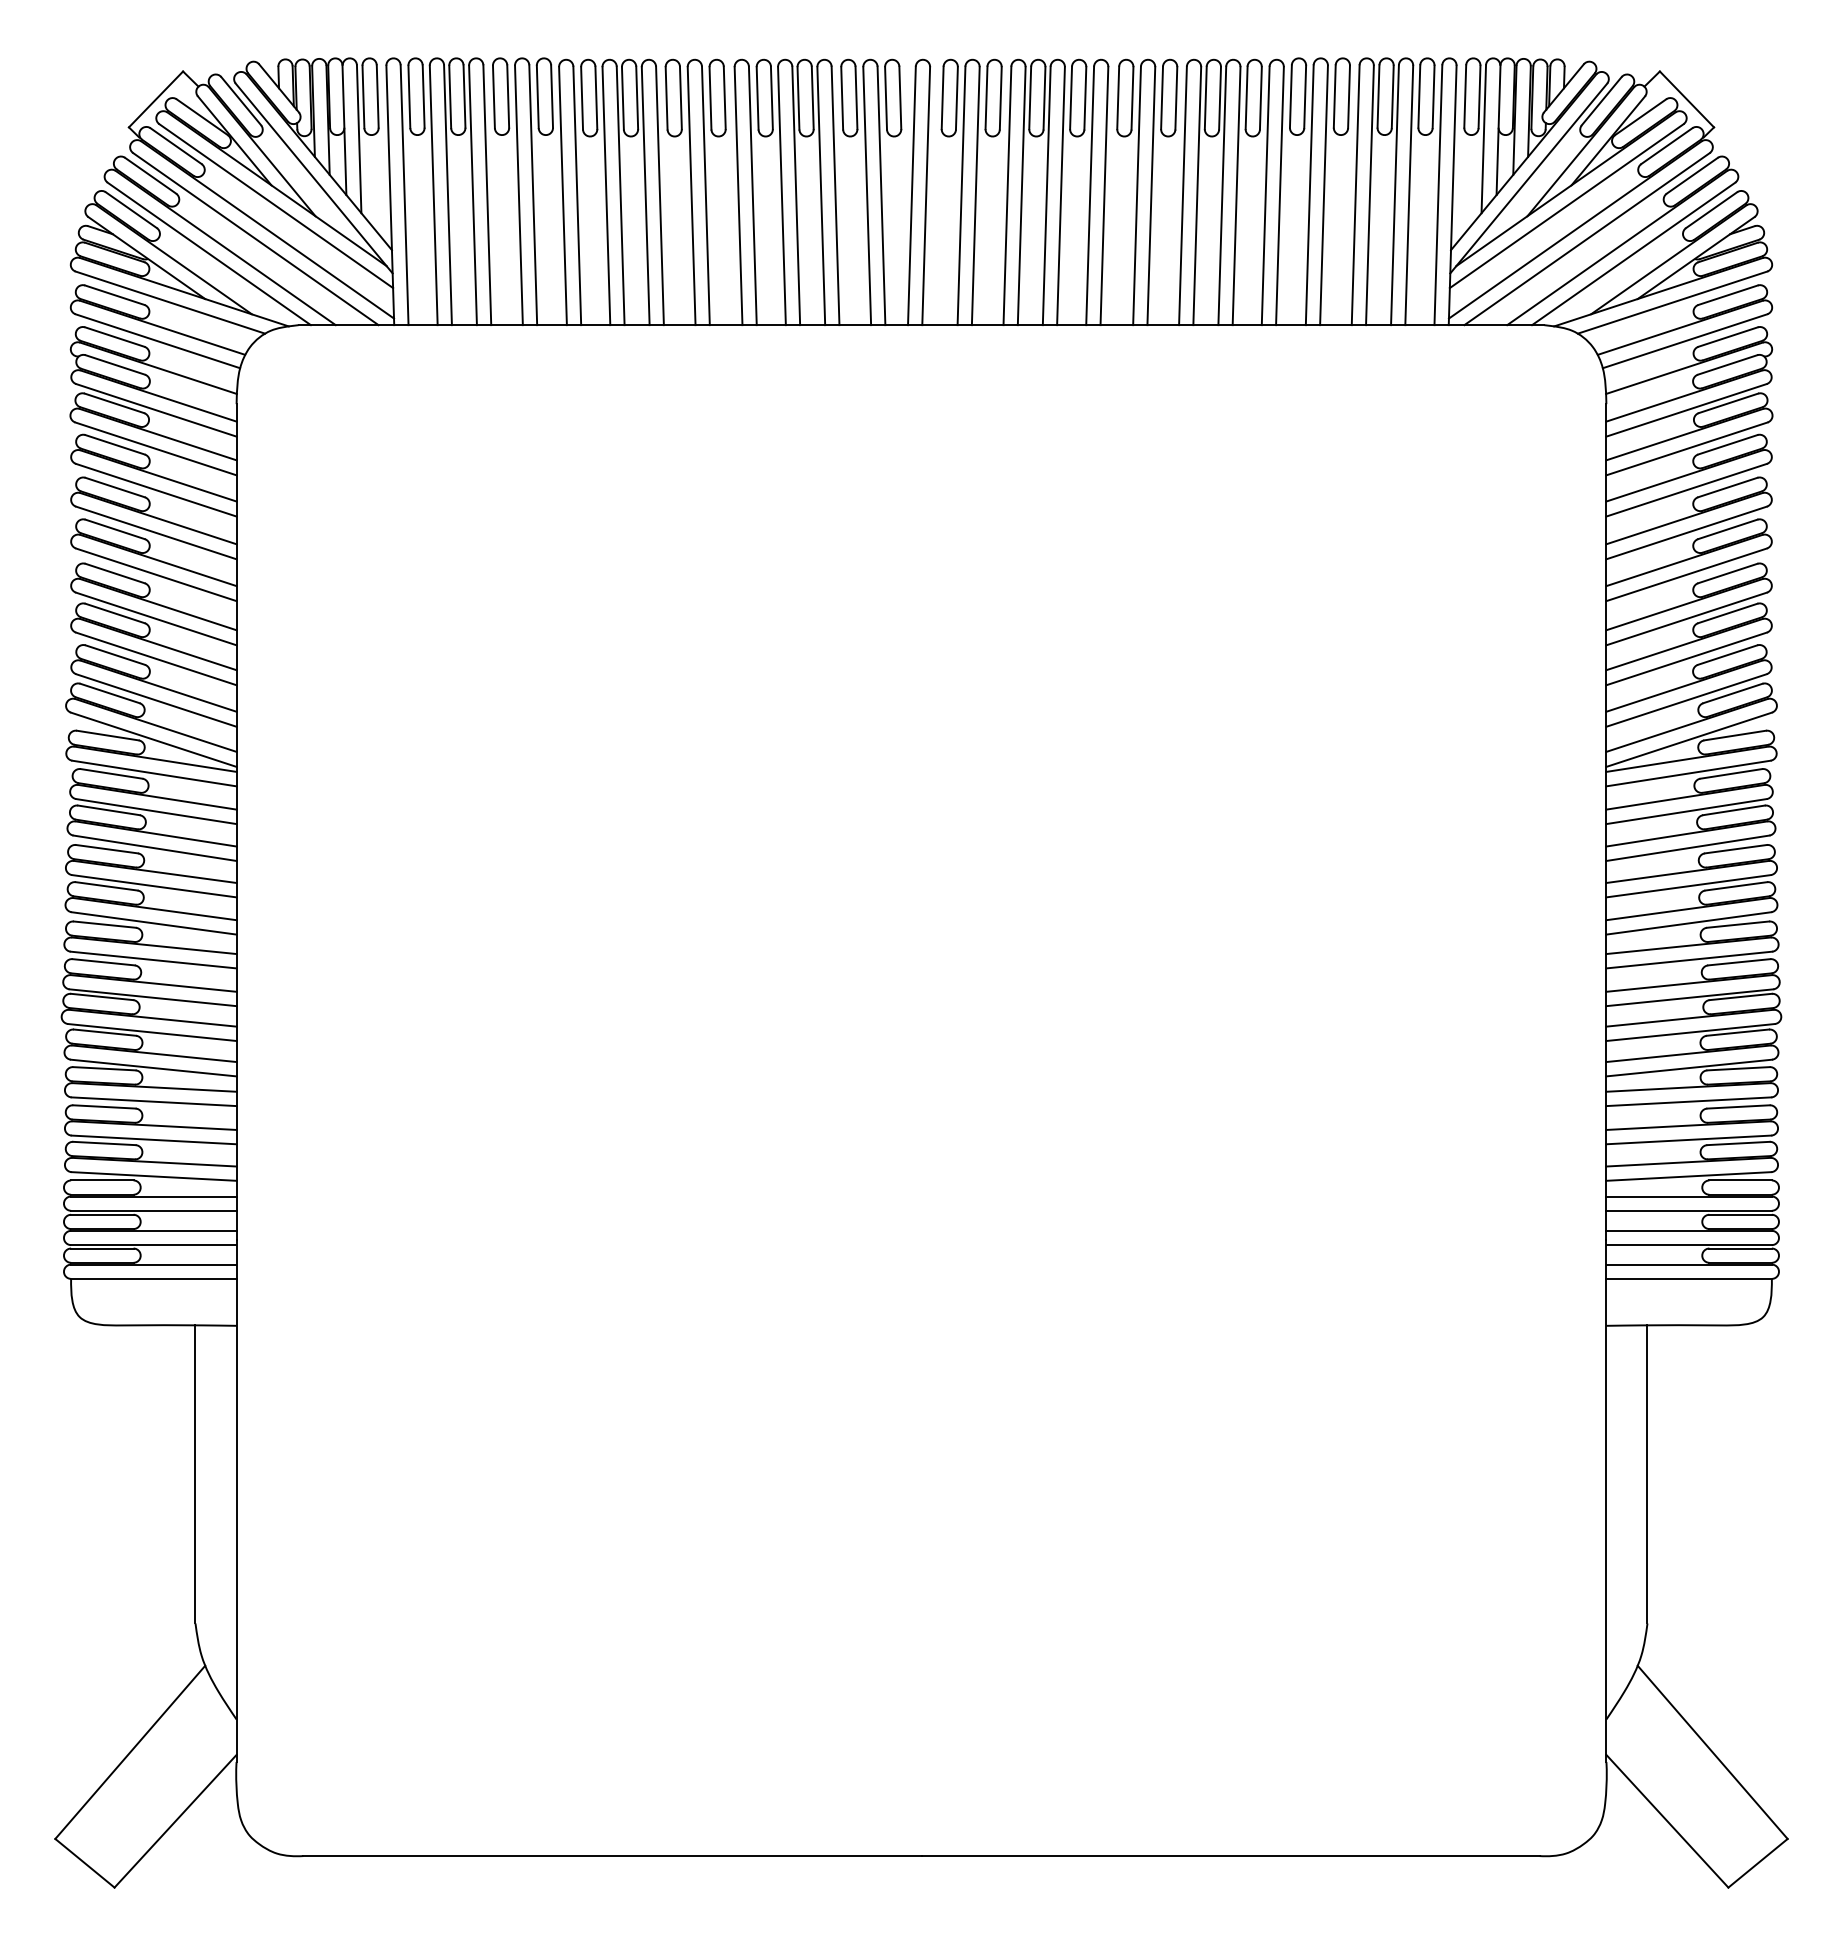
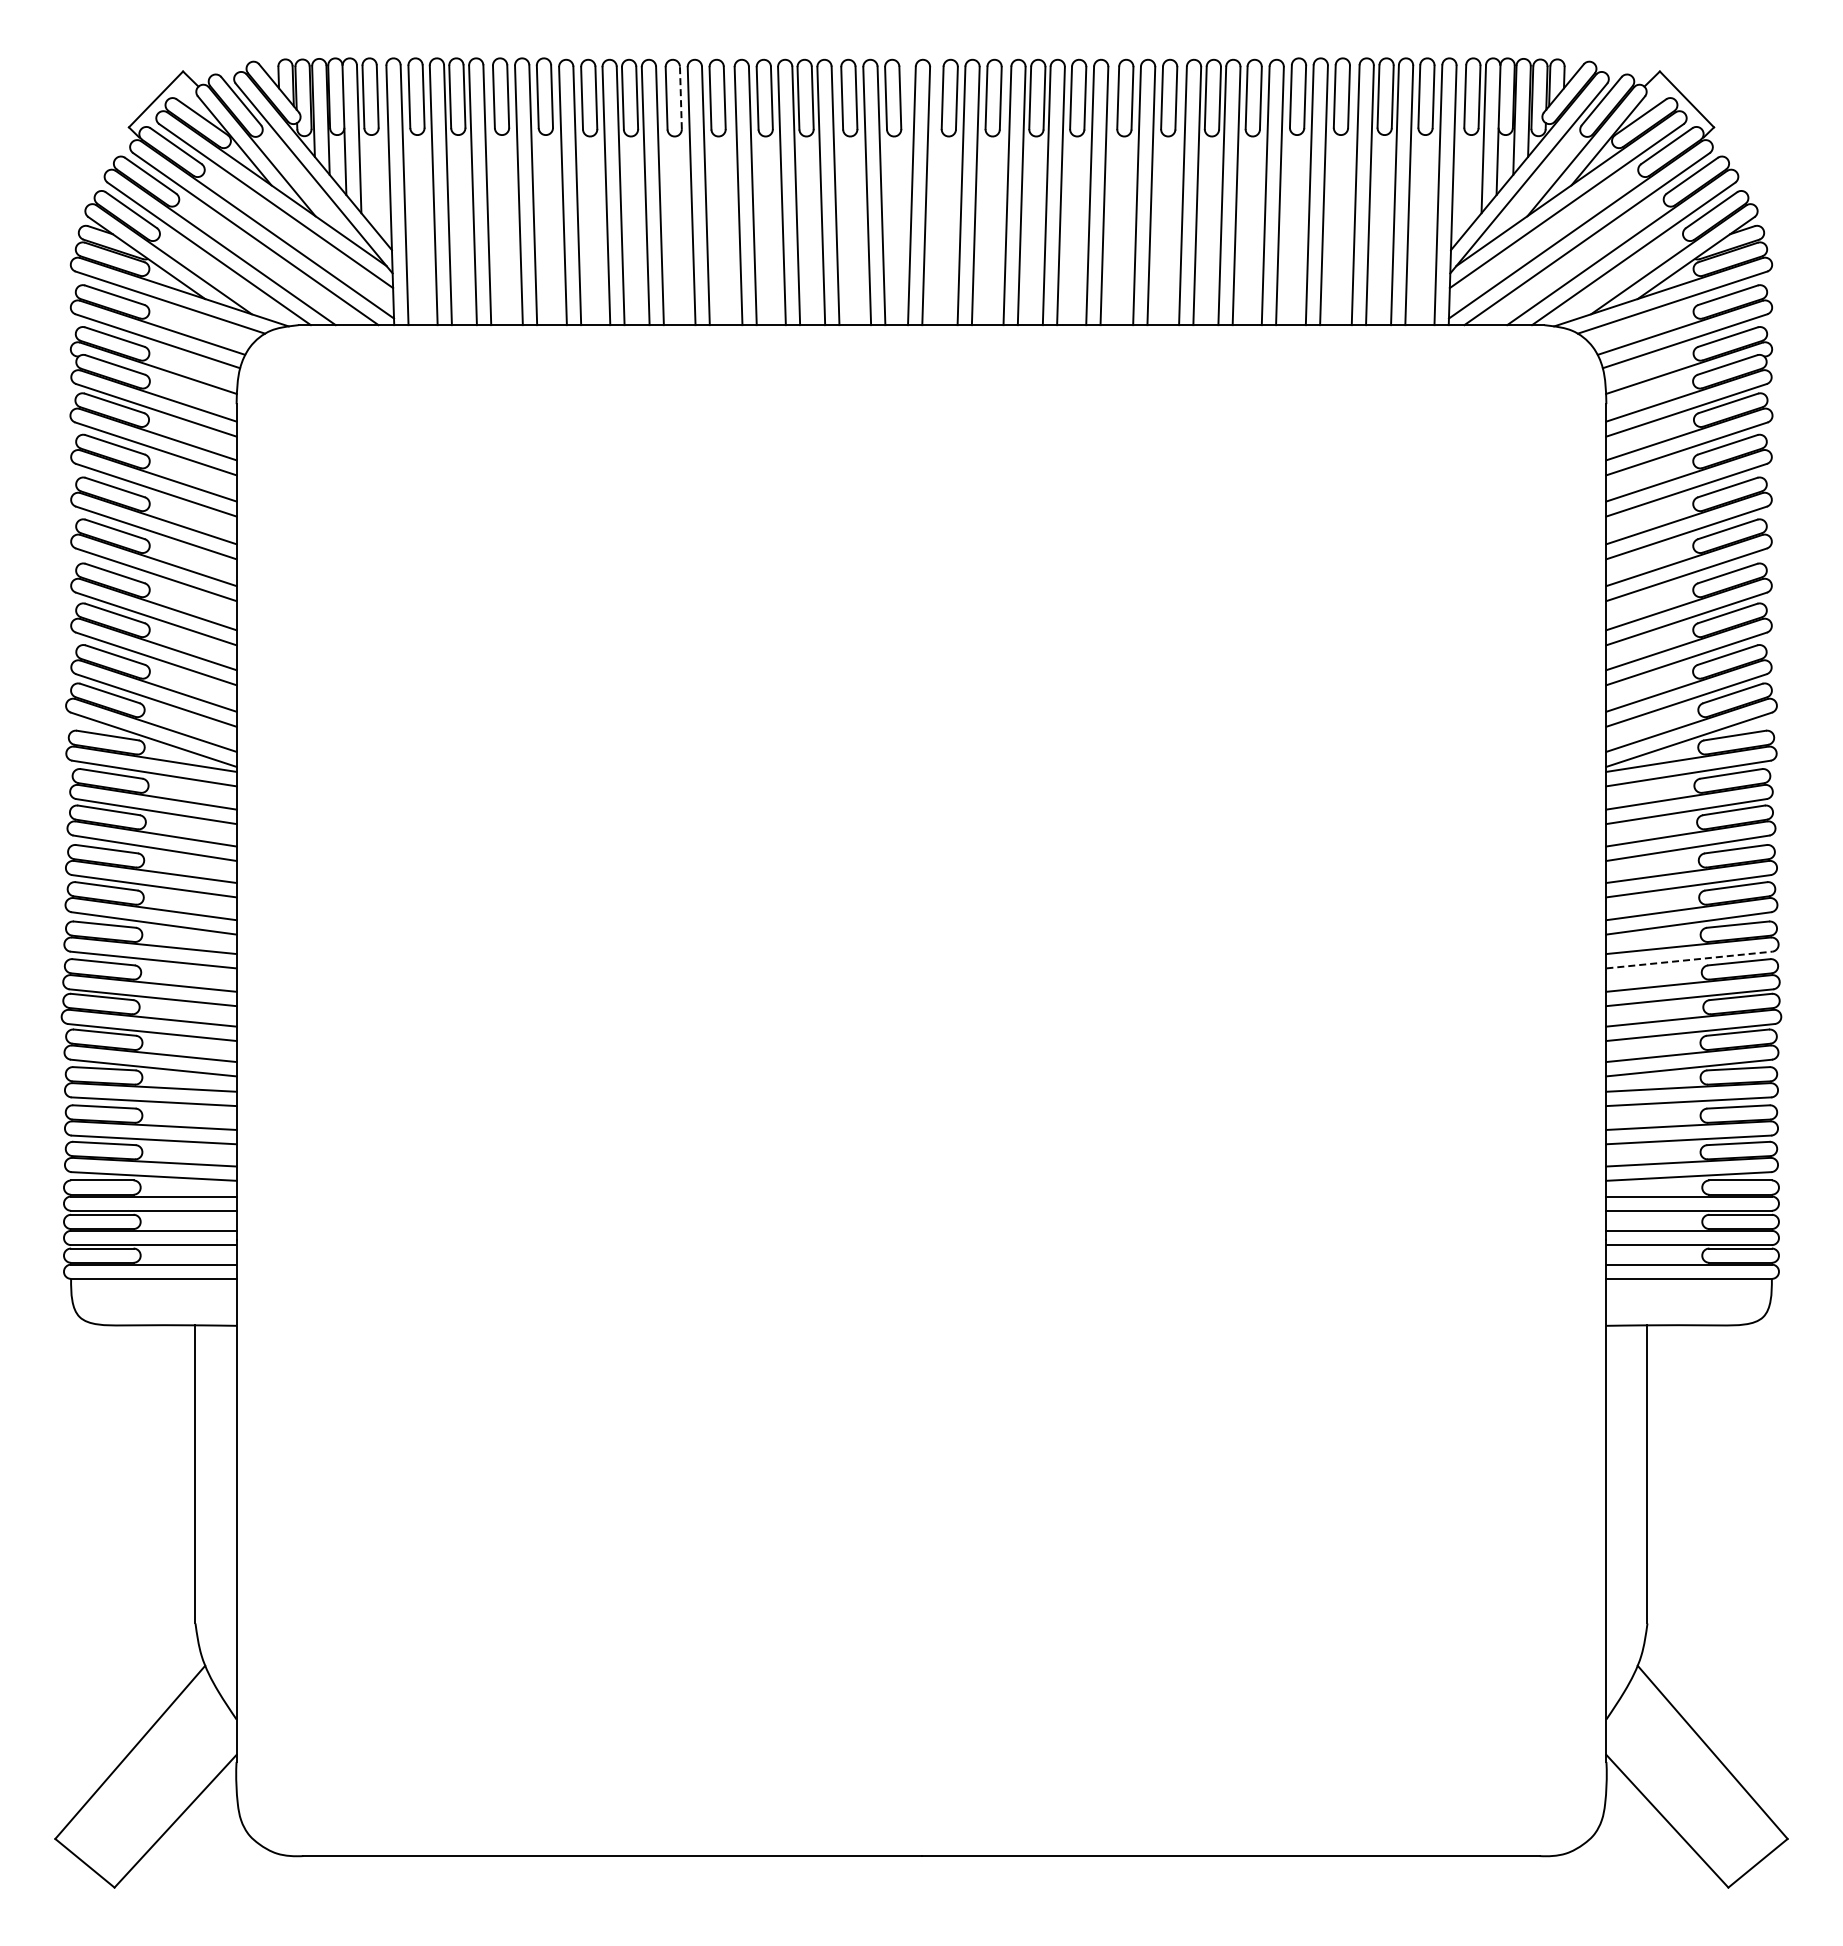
line: solid -> dashed (680, 97)
line: solid -> dashed (1689, 960)
